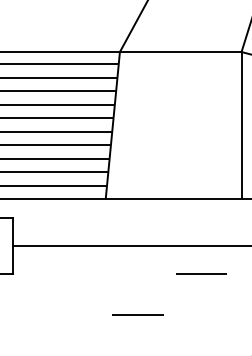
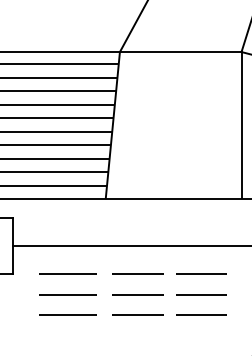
line: none -> present (137, 273)
line: none -> present (67, 274)
line: none -> present (67, 294)
line: none -> present (138, 294)
line: none -> present (201, 294)
line: none -> present (67, 314)
line: none -> present (201, 314)
